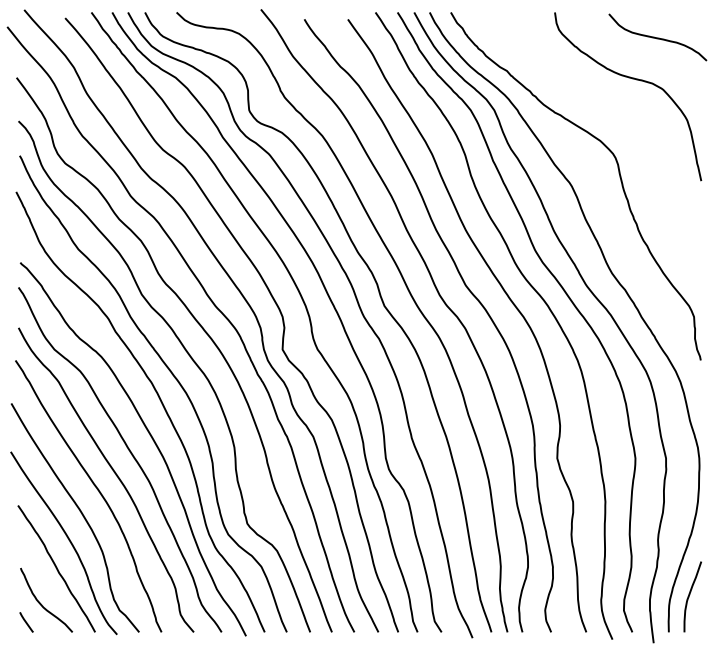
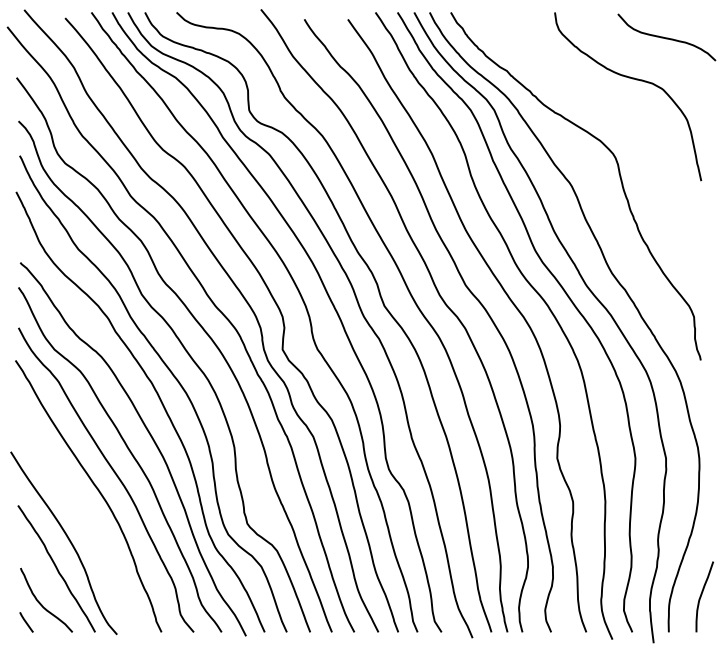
curve position: (657, 37) -> (666, 37) (666, 37)
curve: present -> none (81, 514)
curve position: (690, 594) -> (702, 594) (702, 594)
